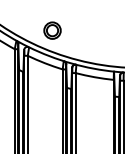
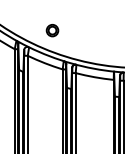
part size: 19x19 px -> 15x14 px (52, 30)
